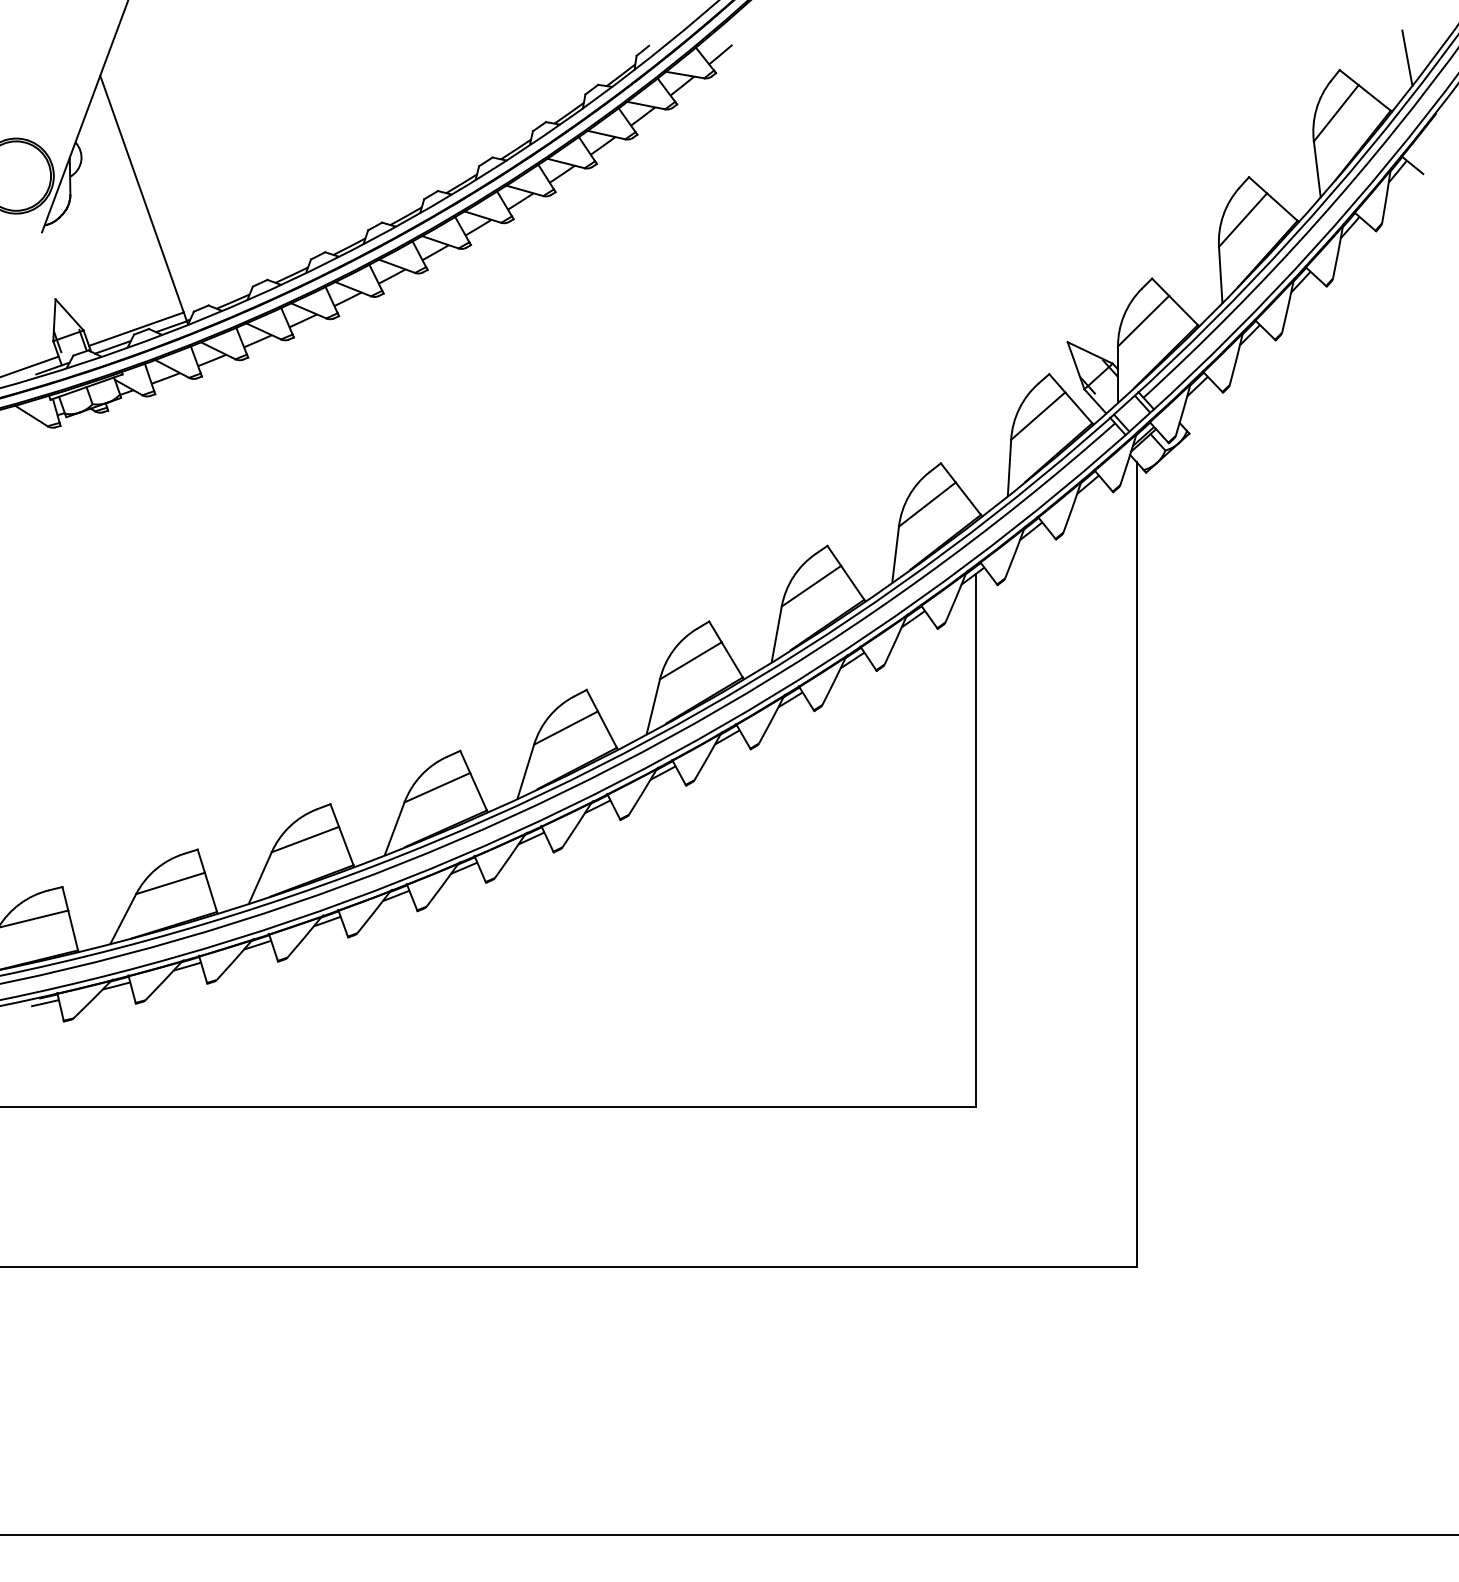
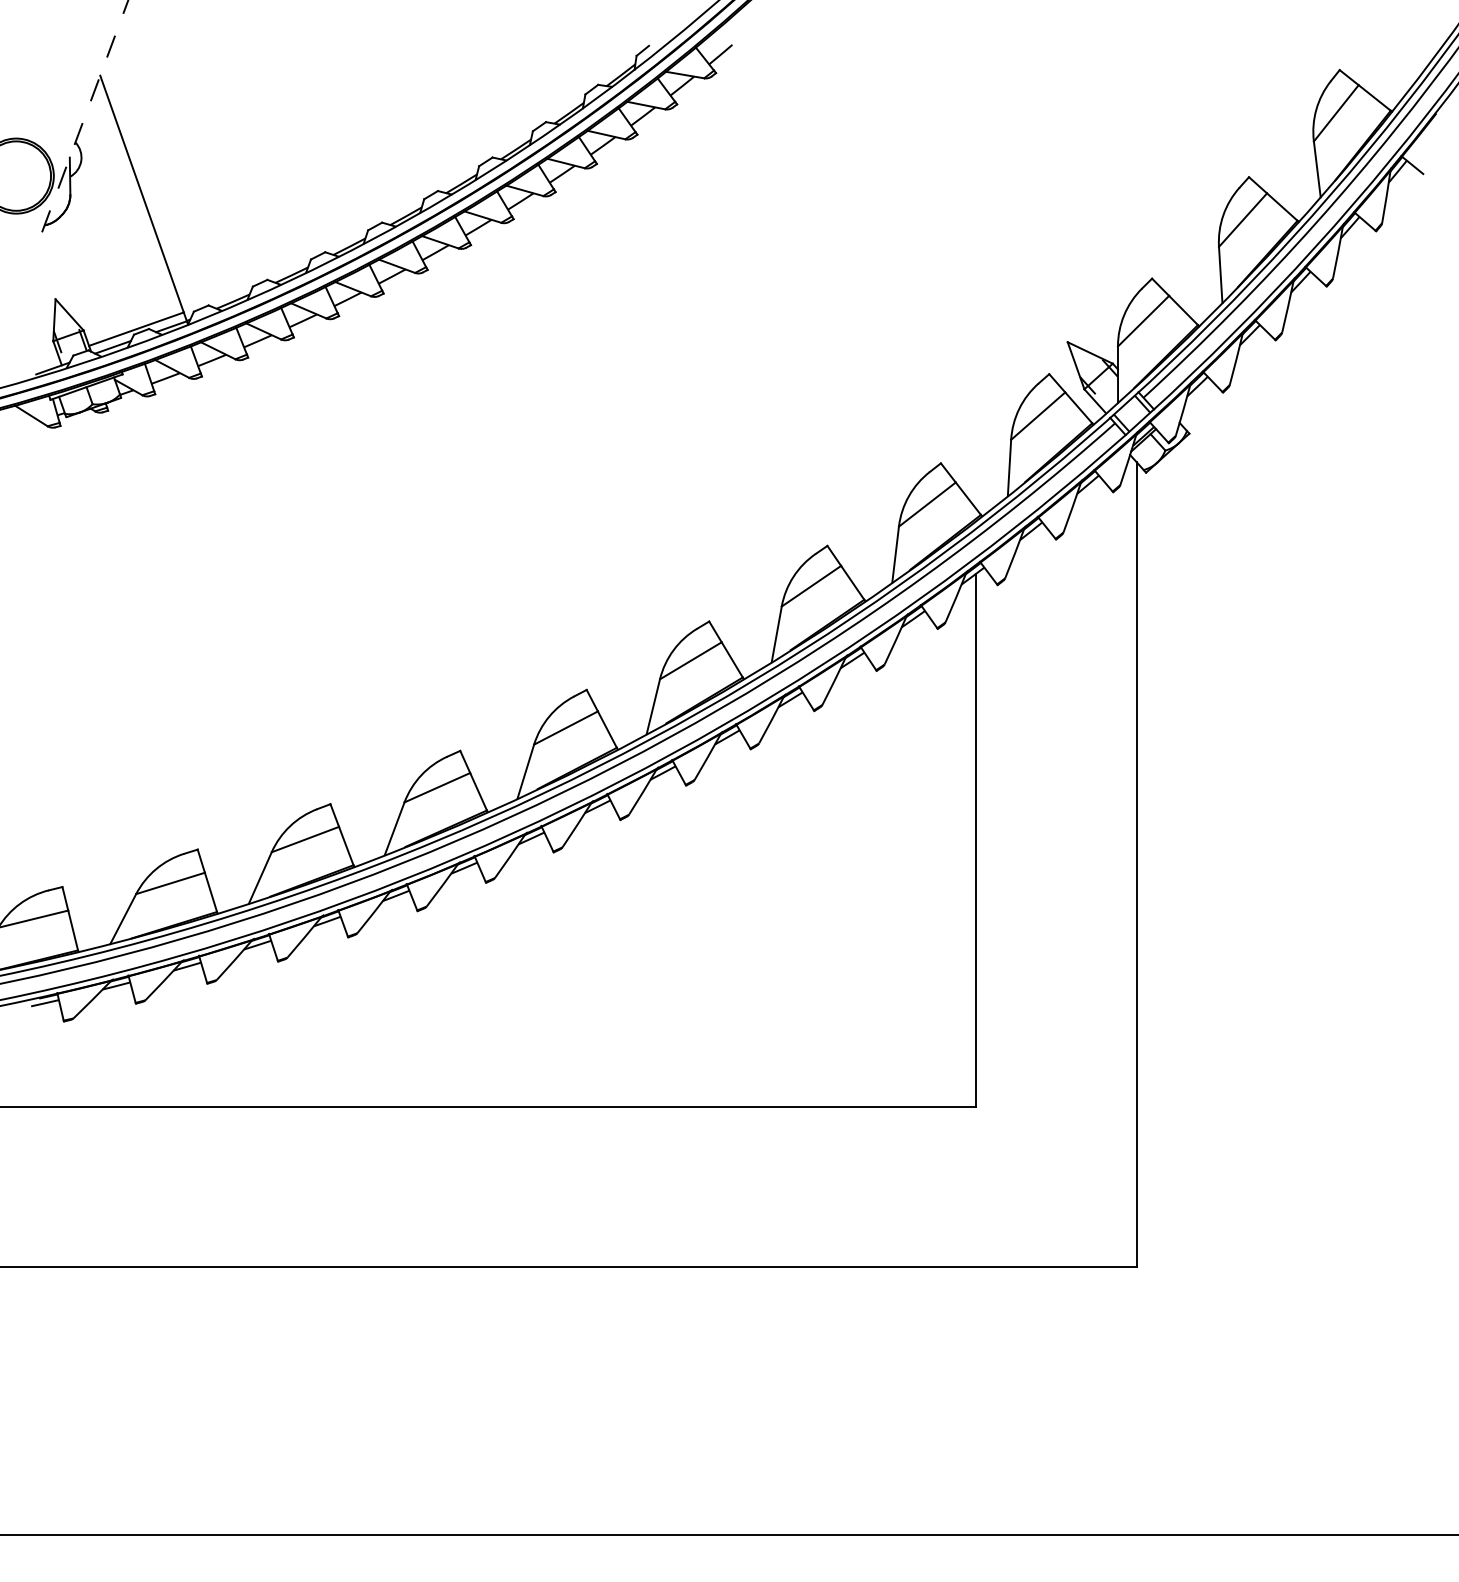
line: present -> none (1407, 57)
line: solid -> dashed (85, 116)
line: present -> none (30, 366)
